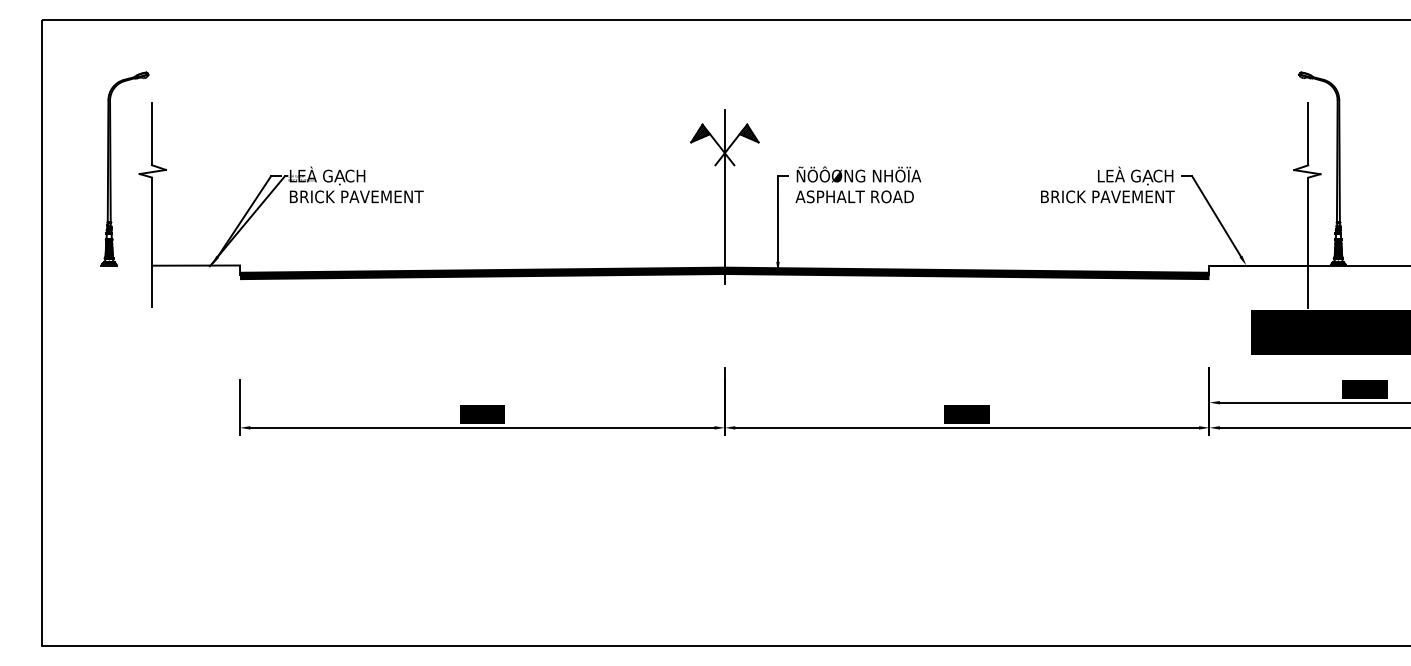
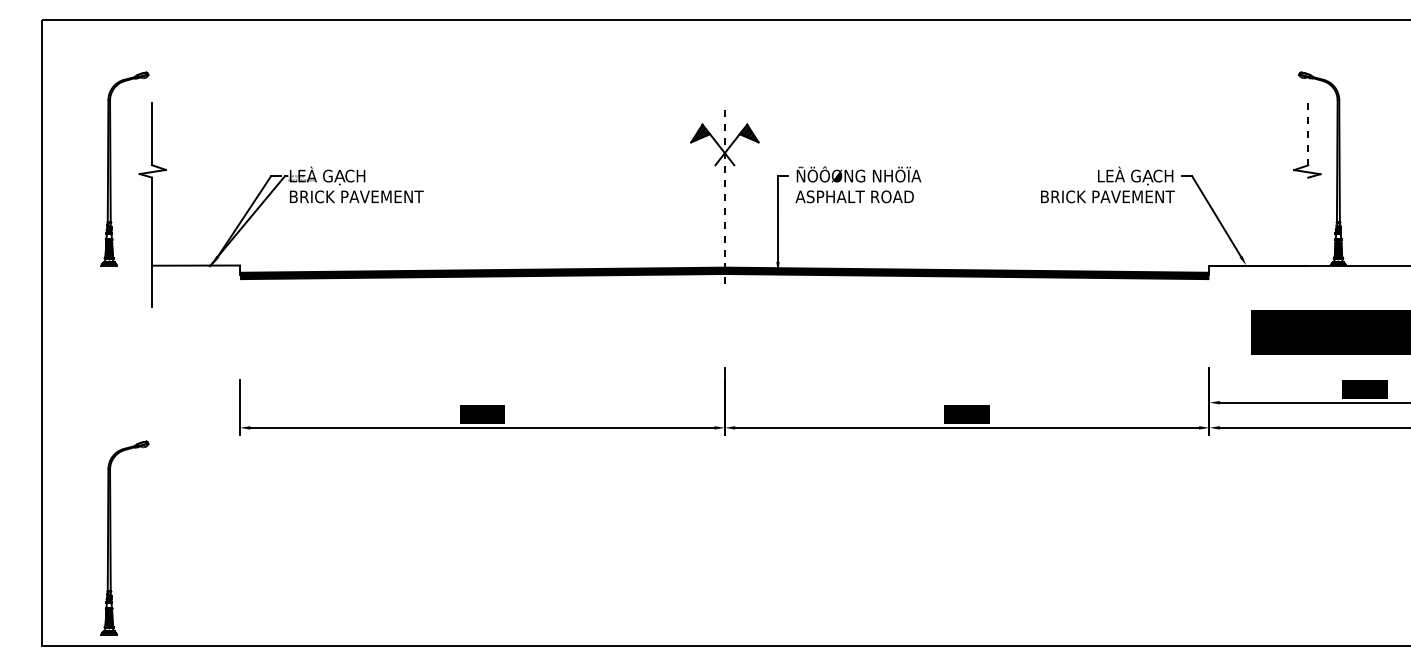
line: solid -> dashed (1308, 134)
line: solid -> dashed (724, 196)
line: present -> none (1308, 242)
part: none -> present (111, 537)
